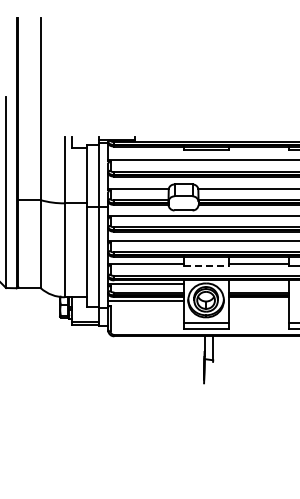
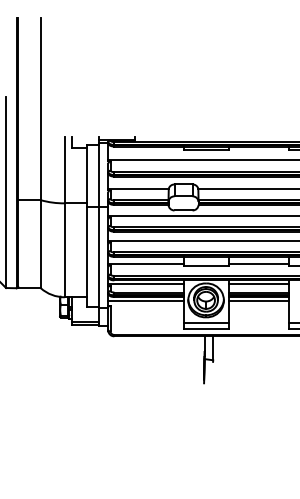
line: dashed -> solid (206, 265)
line: none -> present (258, 283)
line: none -> present (258, 301)
